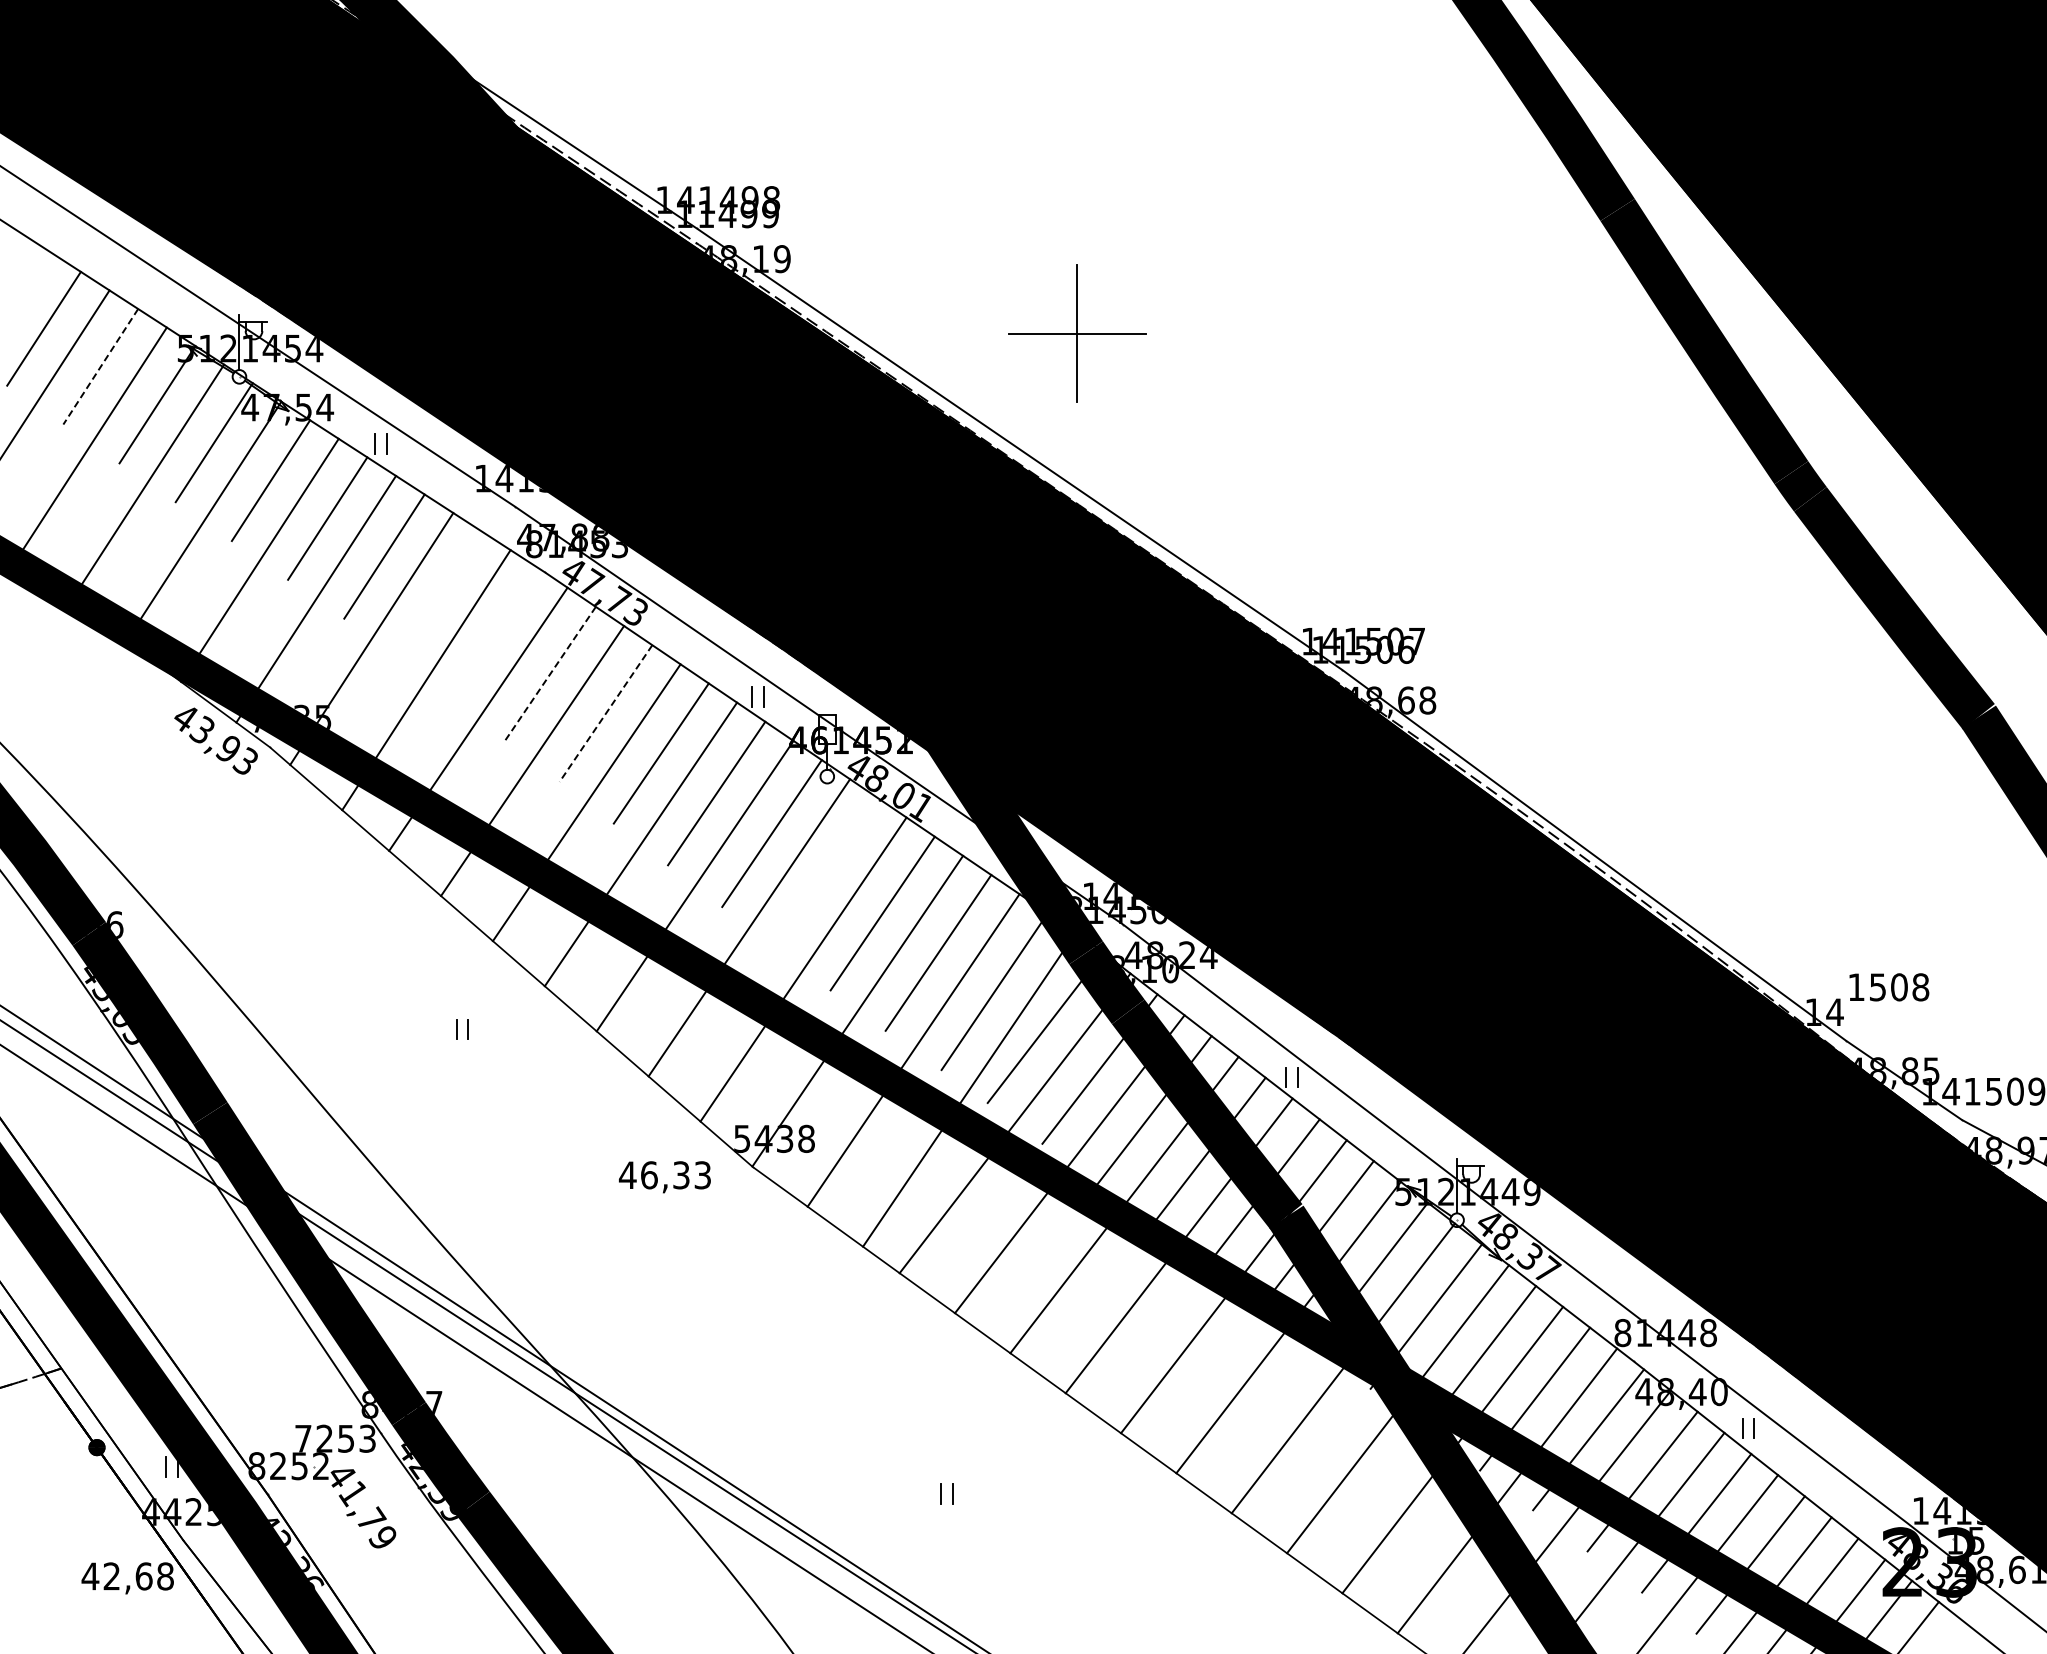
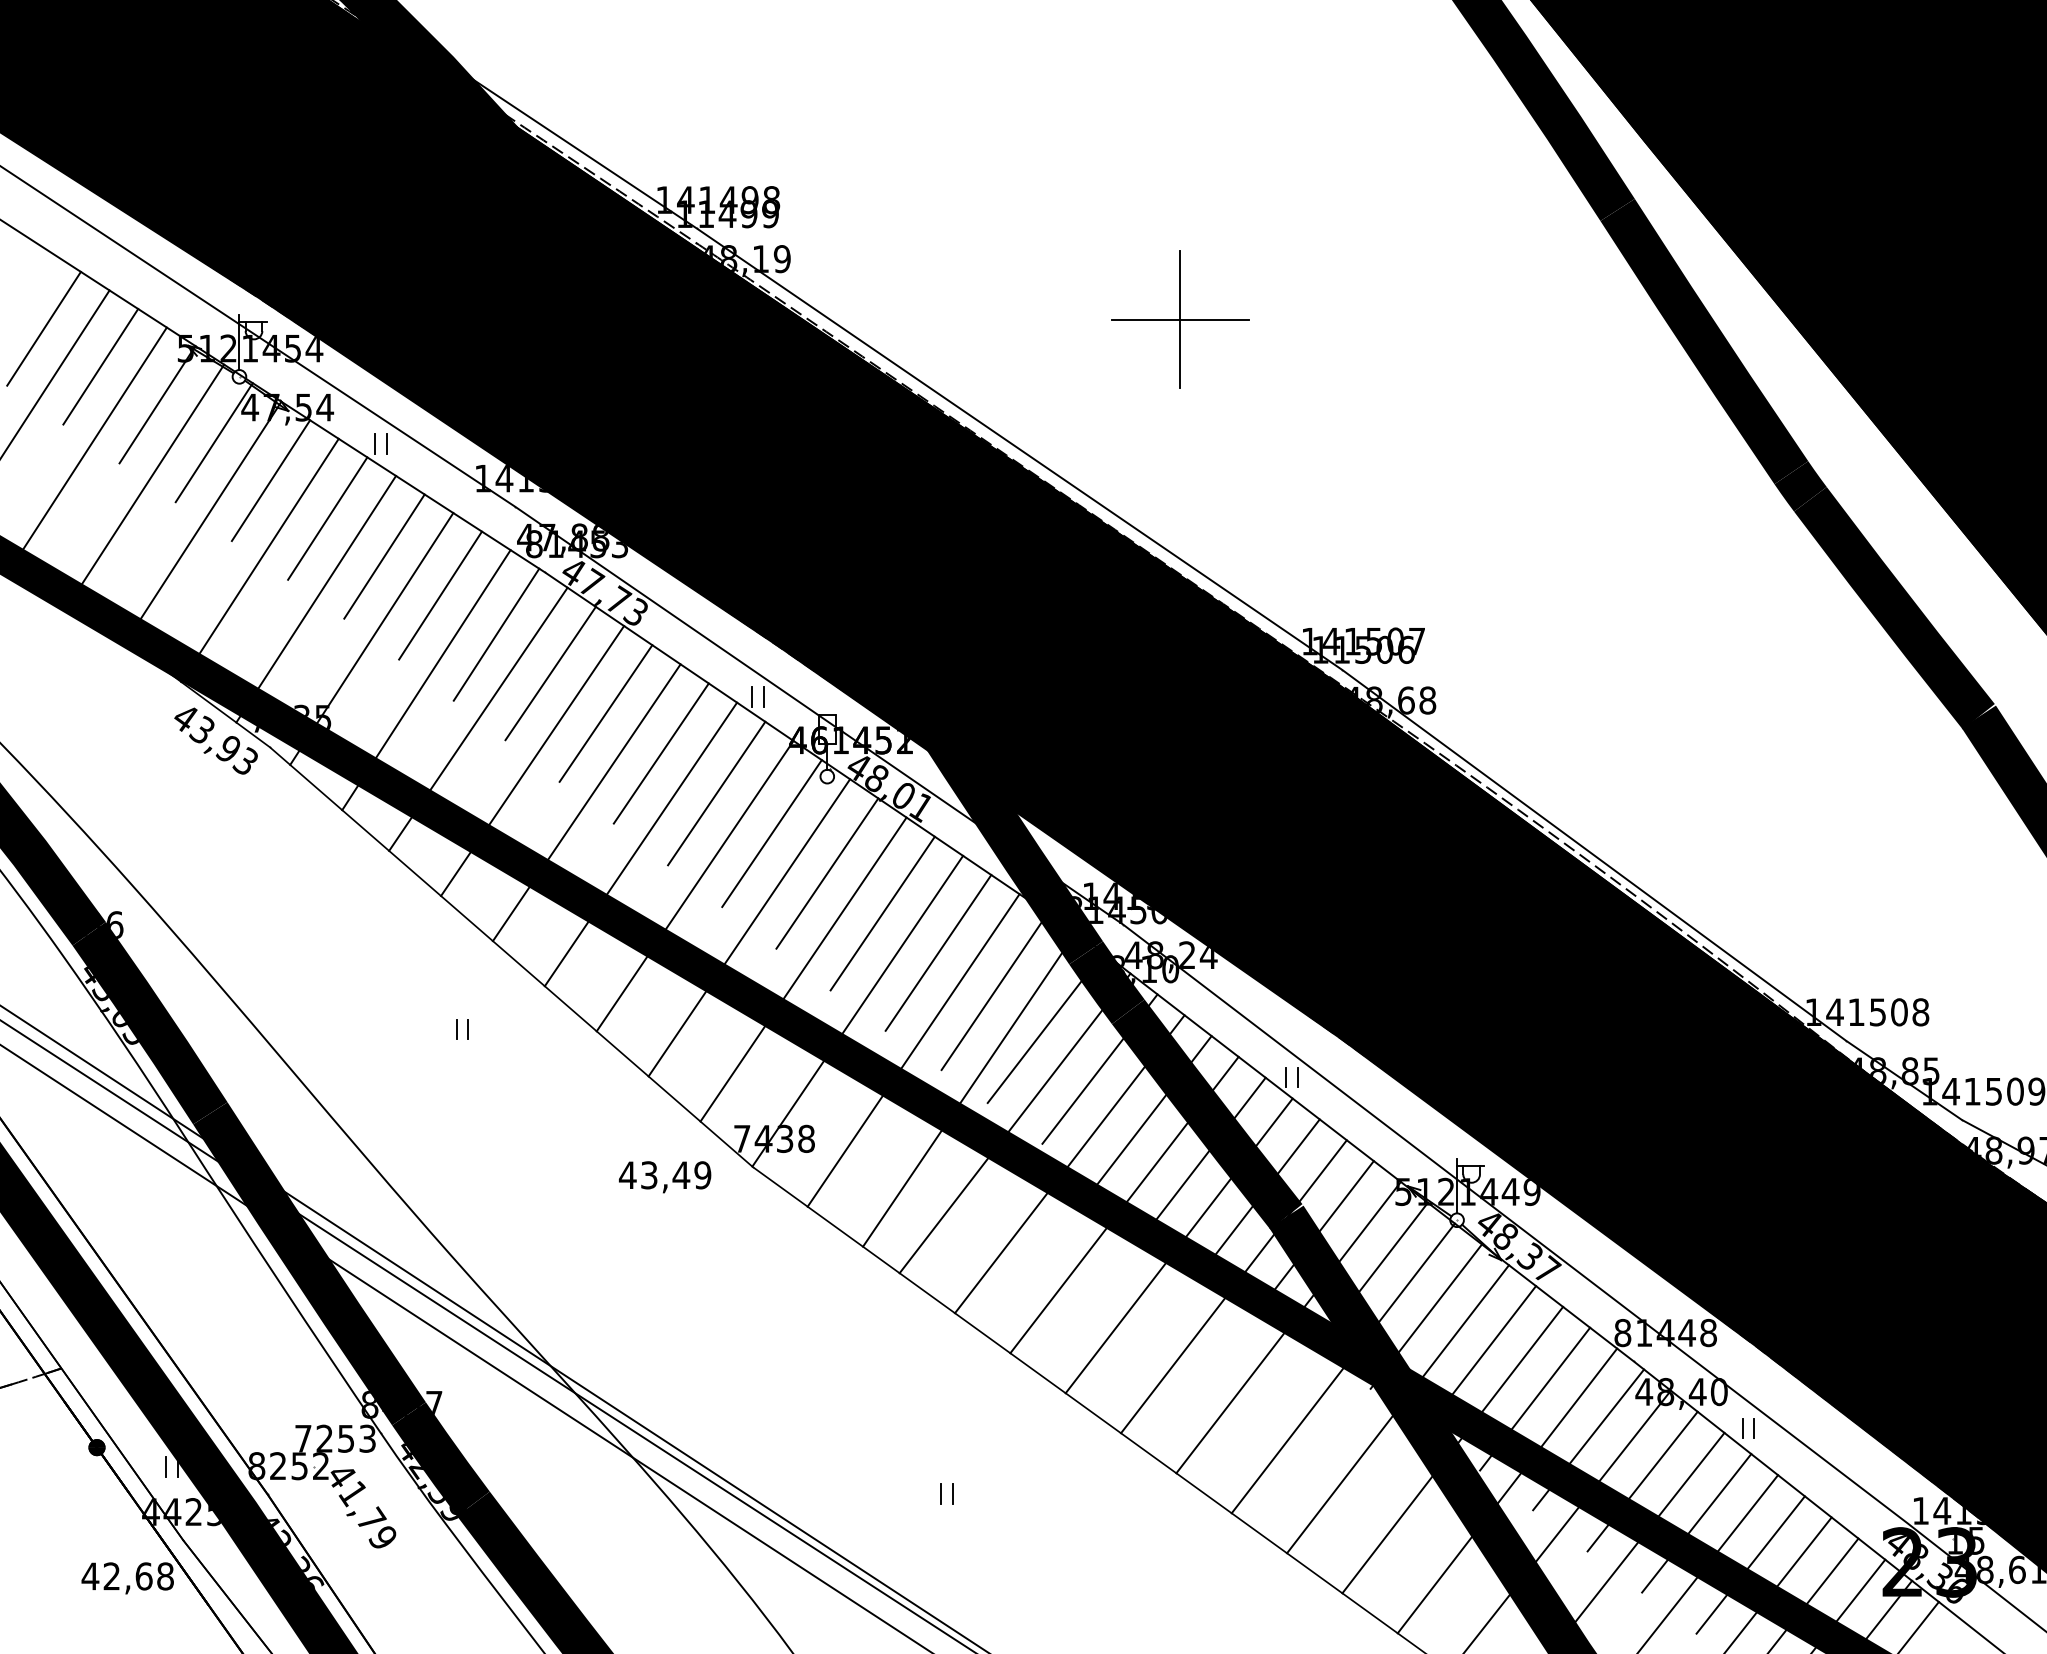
part position: (1077, 333) -> (1180, 319) (1180, 319)
line: dashed -> solid (100, 366)
line: none -> present (440, 595)
line: none -> present (496, 634)
line: dashed -> solid (550, 673)
line: dashed -> solid (606, 713)
line: none -> present (827, 873)
text position: (1889, 987) -> (1889, 1012) (1889, 1012)
text: 5 -> 7 (742, 1139)
text: 46,33 -> 43,49 (676, 1175)
